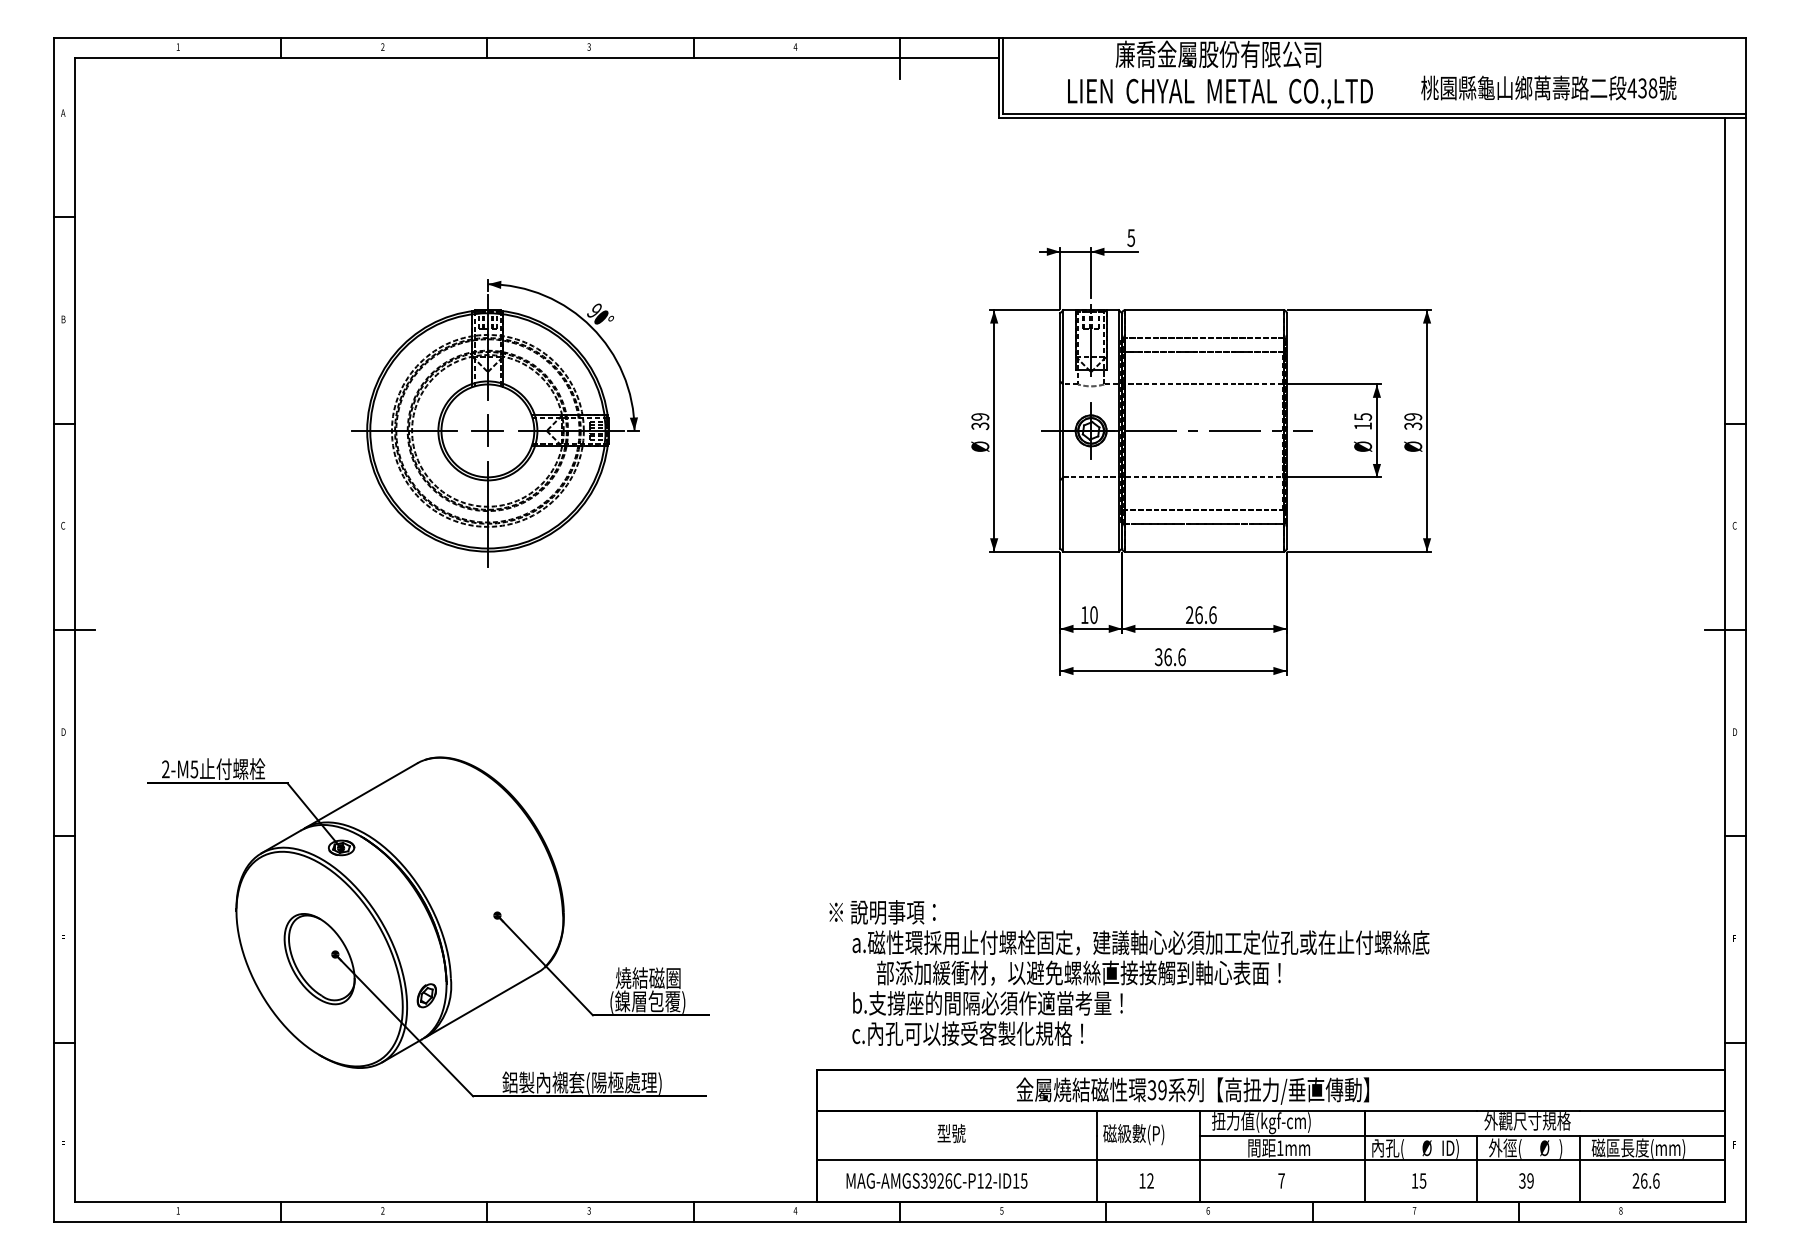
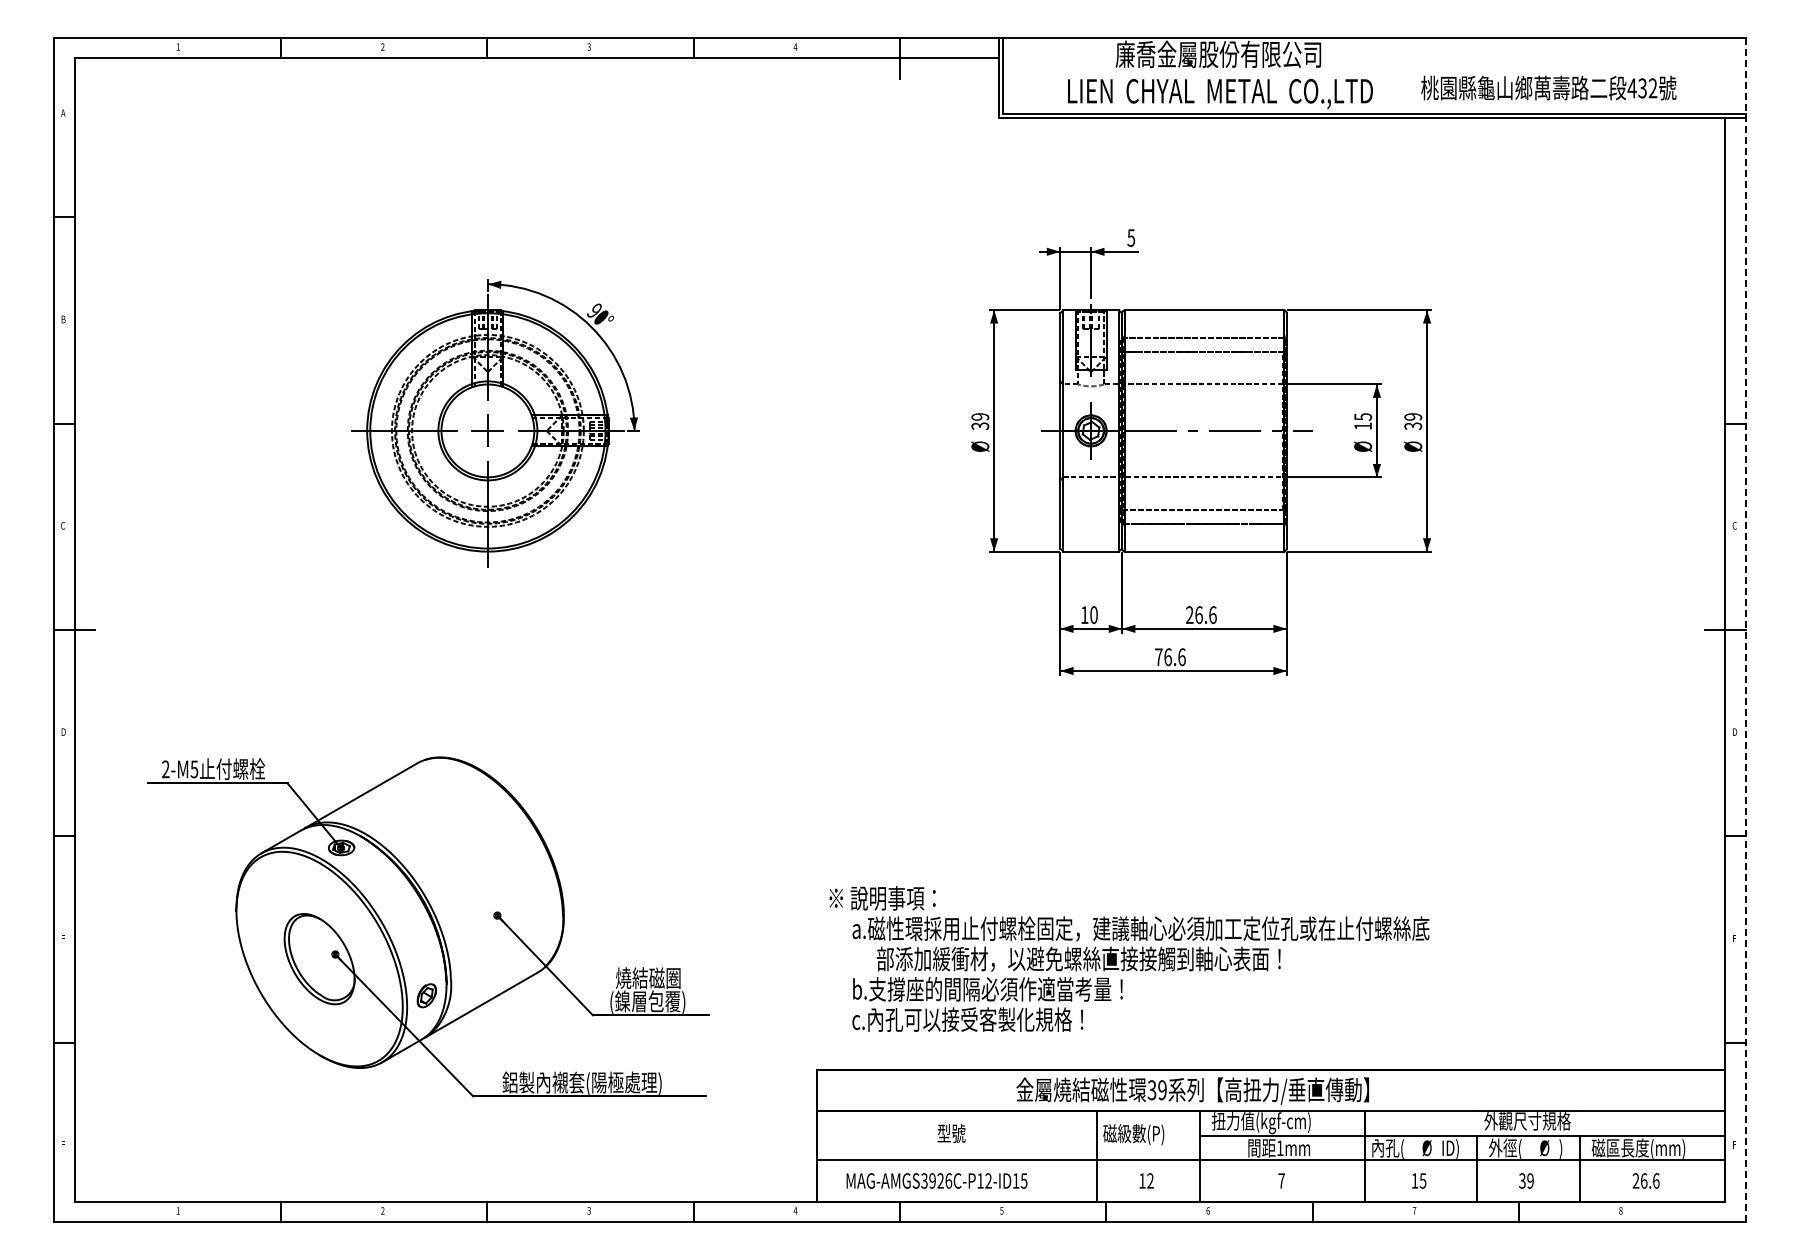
text: 438 -> 432 (1652, 88)
line: solid -> dashed (1746, 629)
text: 36.6 -> 76.6 (1158, 657)
text position: (1129, 972) -> (1129, 958) (1129, 958)
